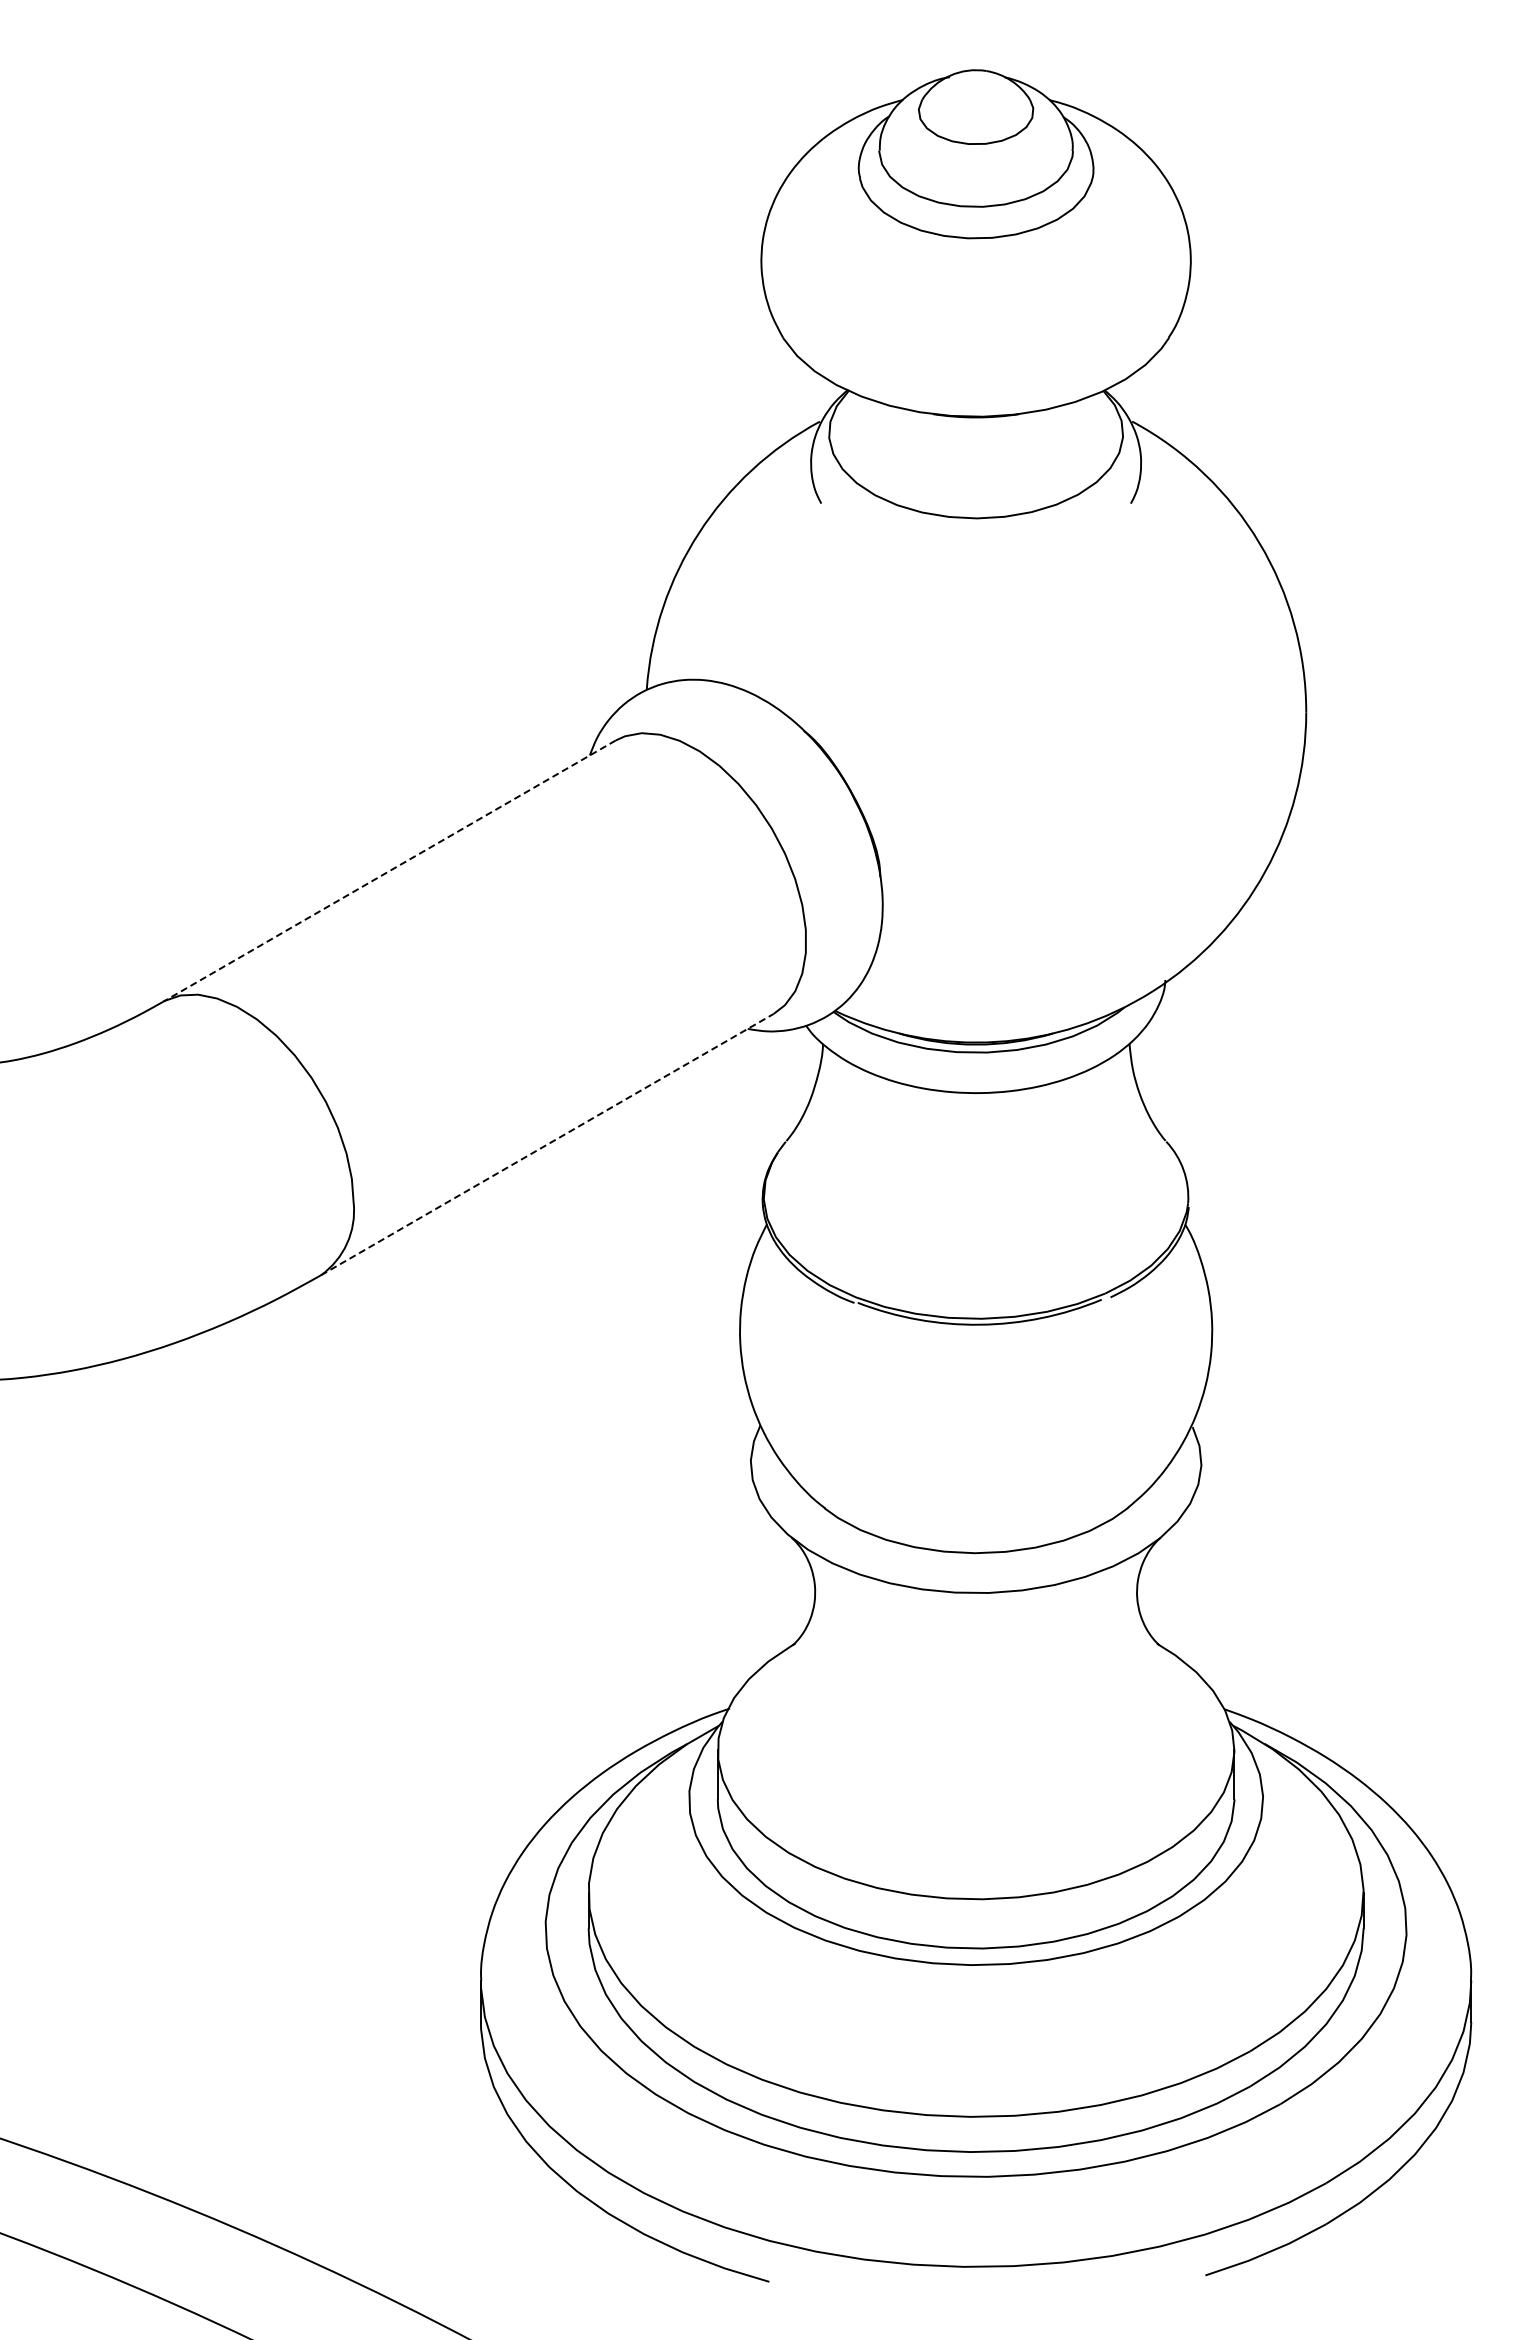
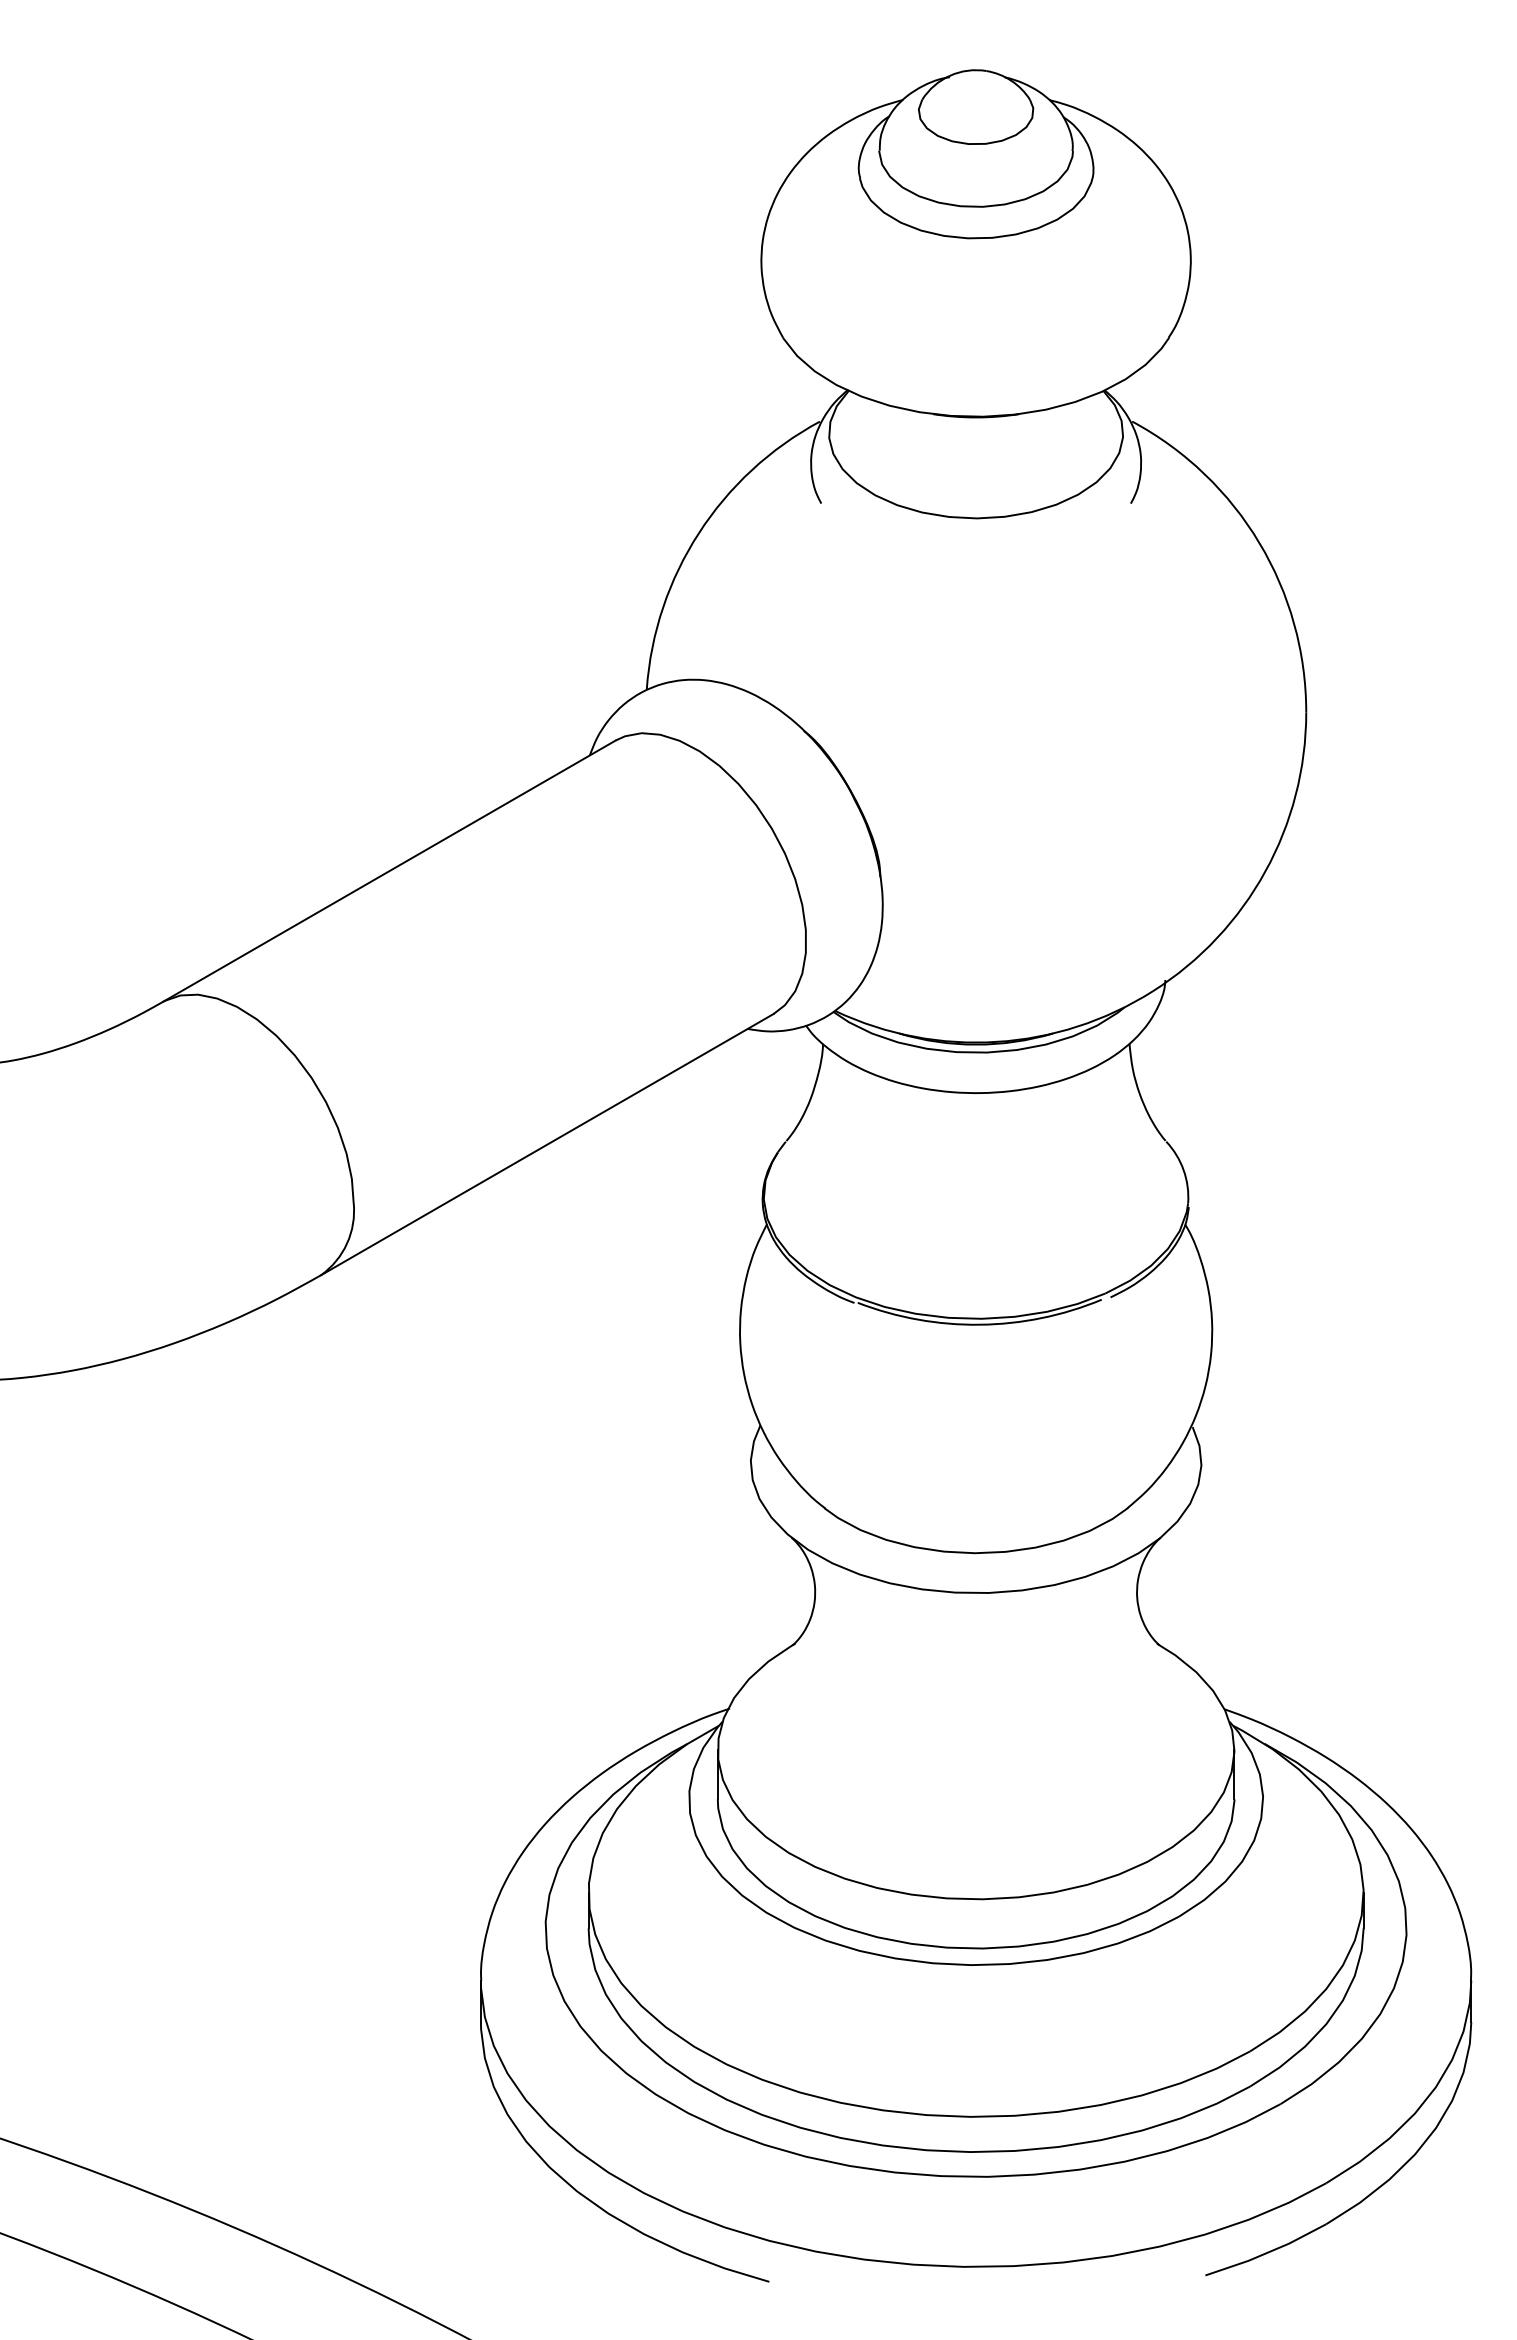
line: dashed -> solid (389, 871)
line: dashed -> solid (547, 1144)
